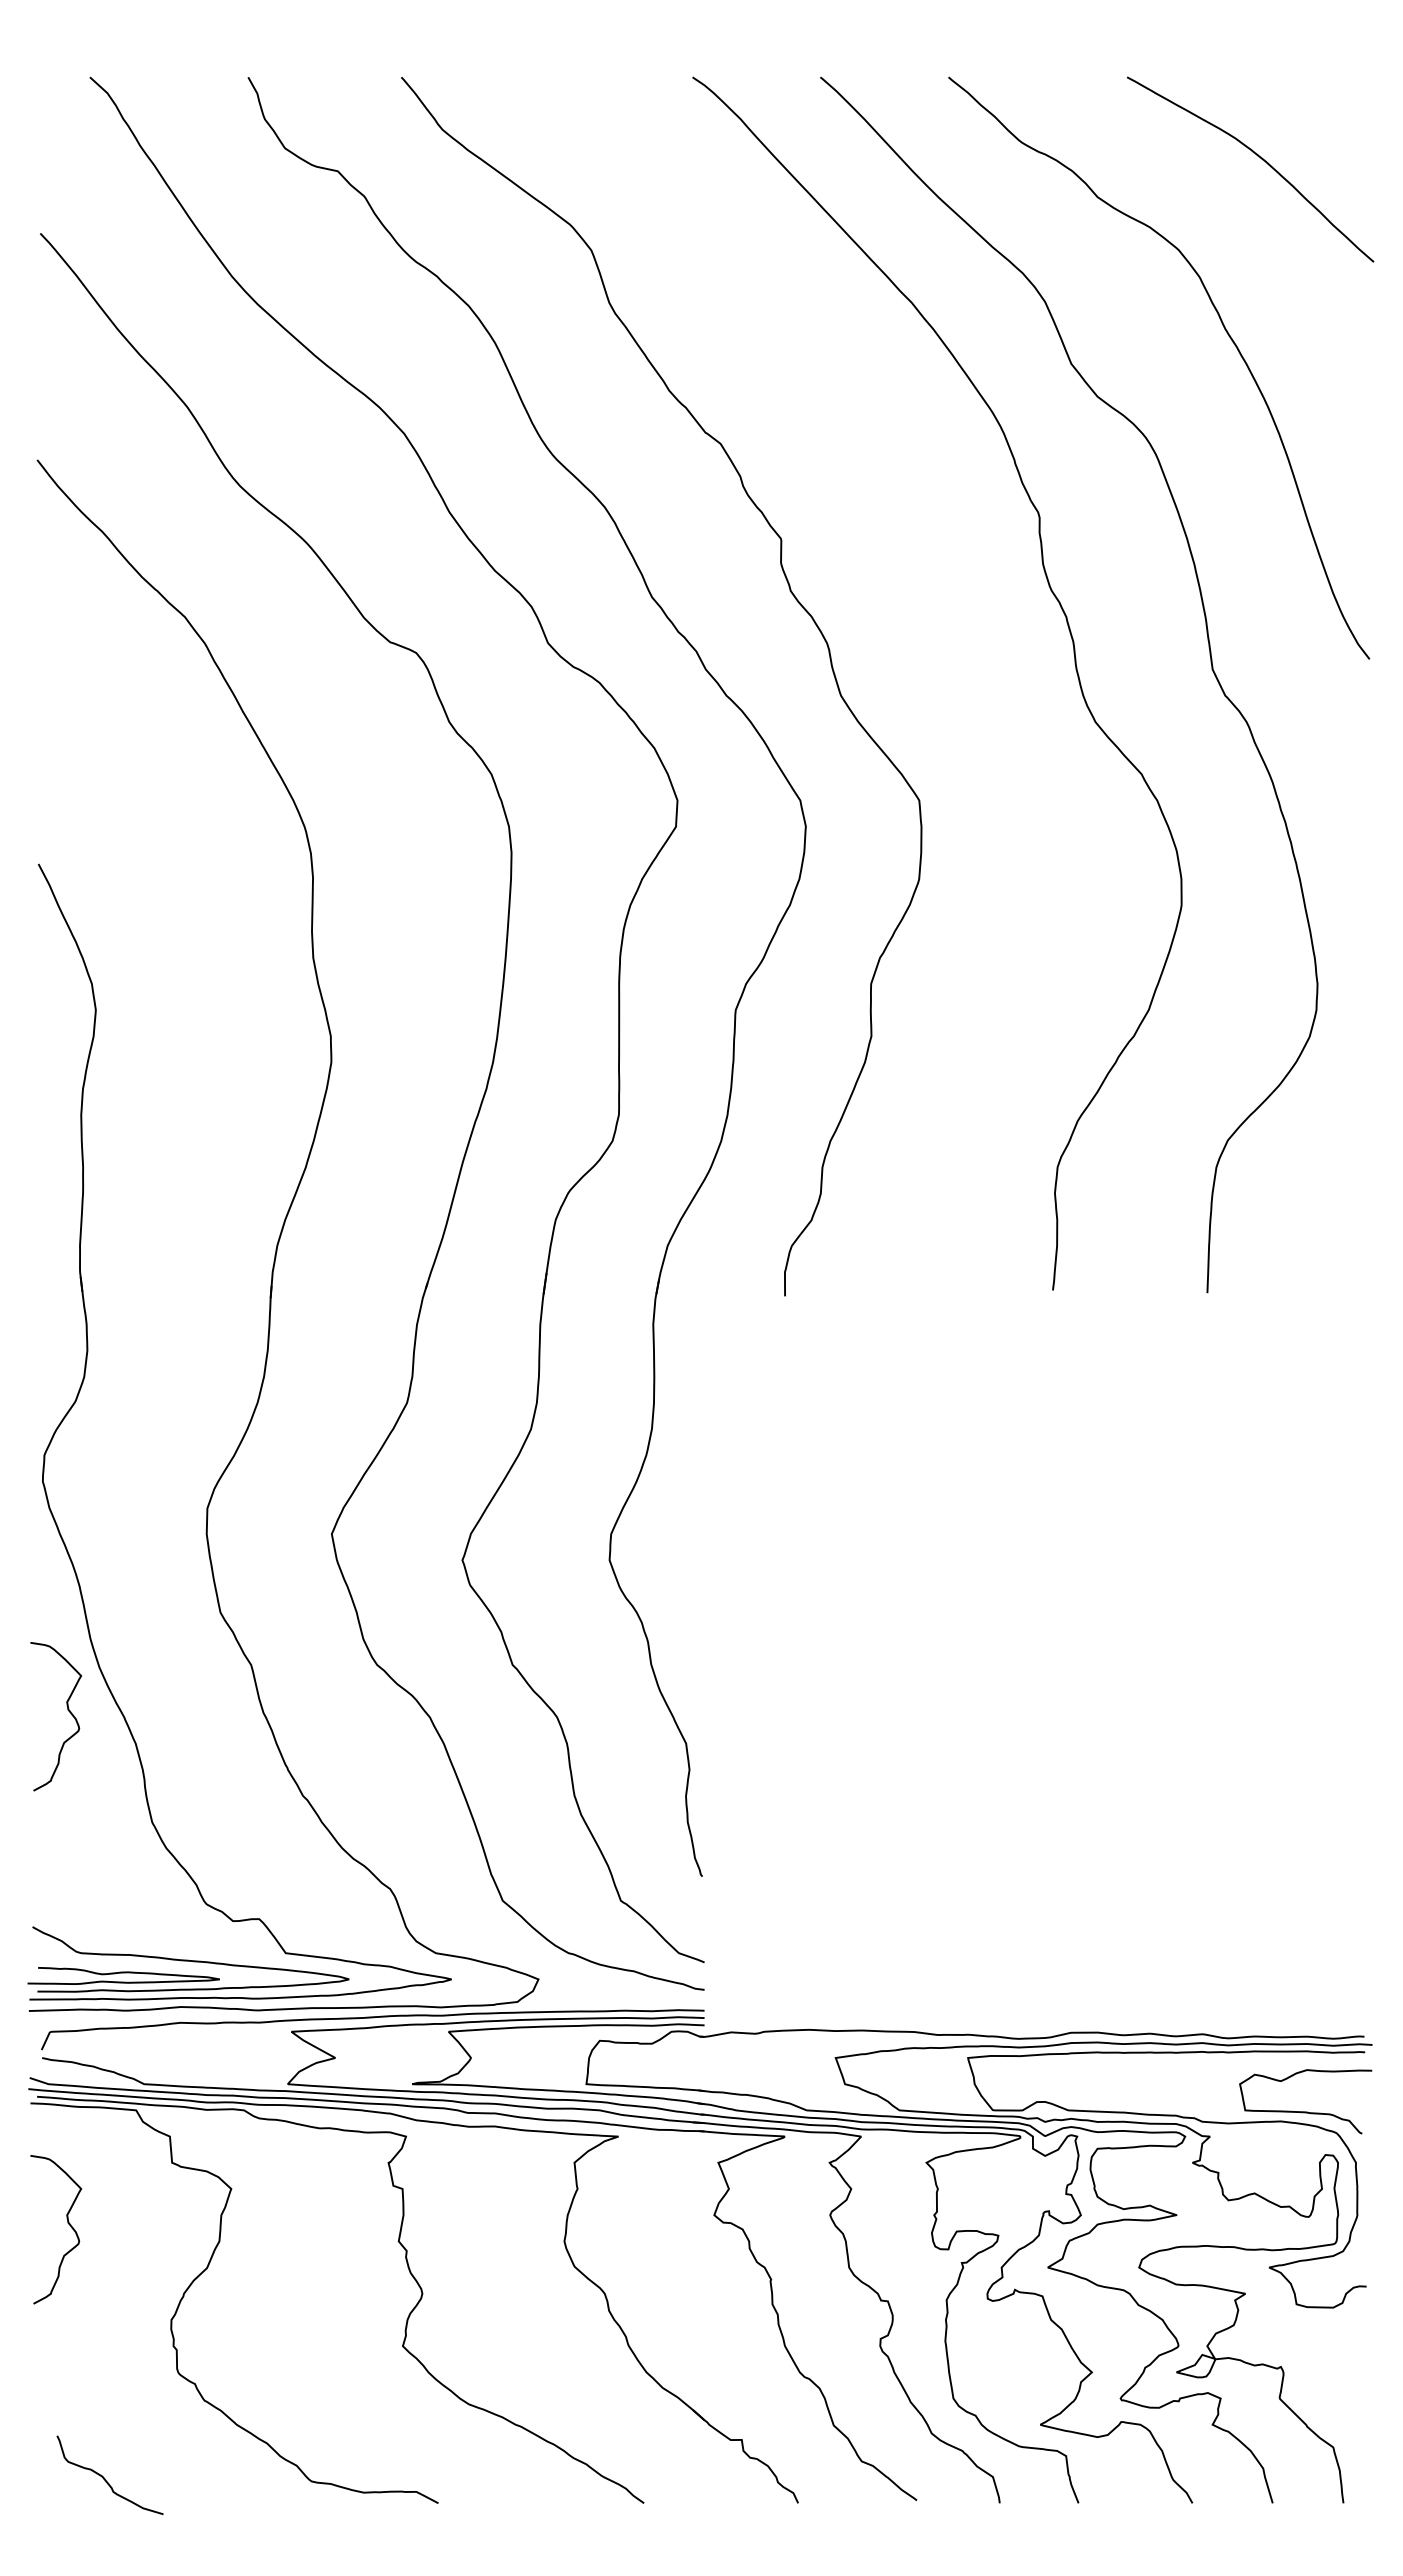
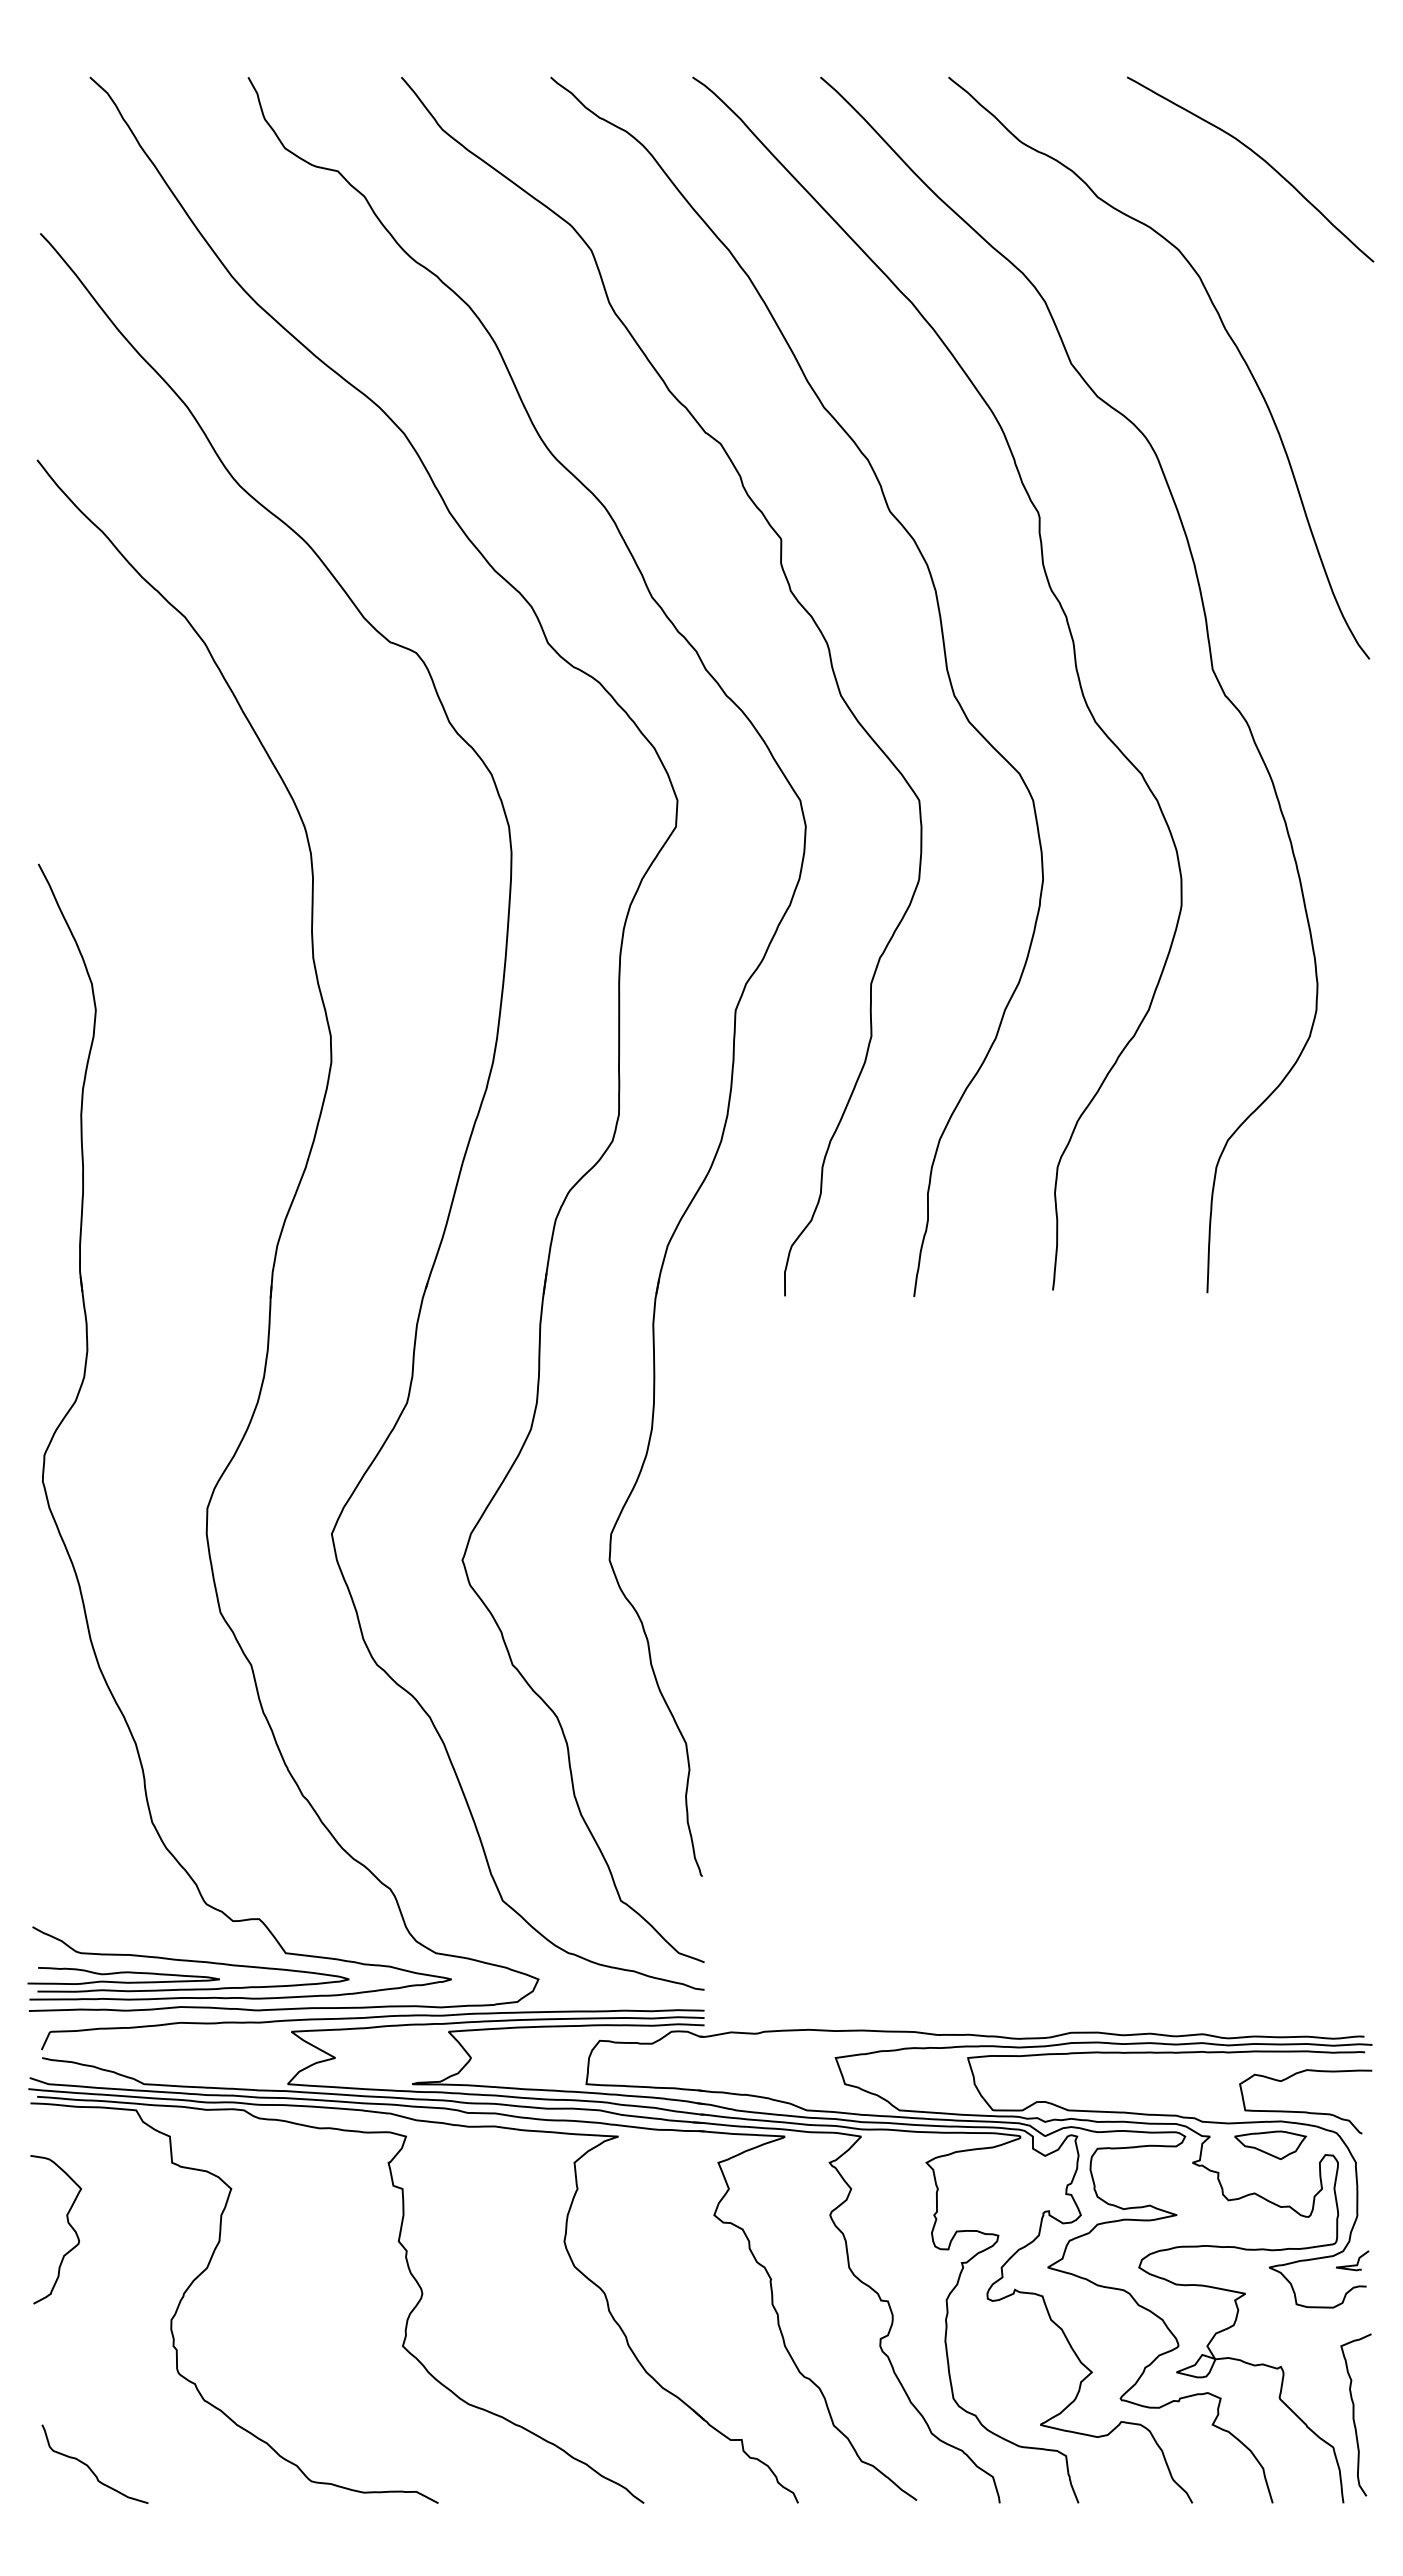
curve: none -> present (945, 666)
curve: present -> none (67, 1710)
part: none -> present (1270, 2144)
curve: none -> present (1352, 2264)
curve: none -> present (1354, 2414)
curve position: (105, 2478) -> (90, 2467) (90, 2467)
